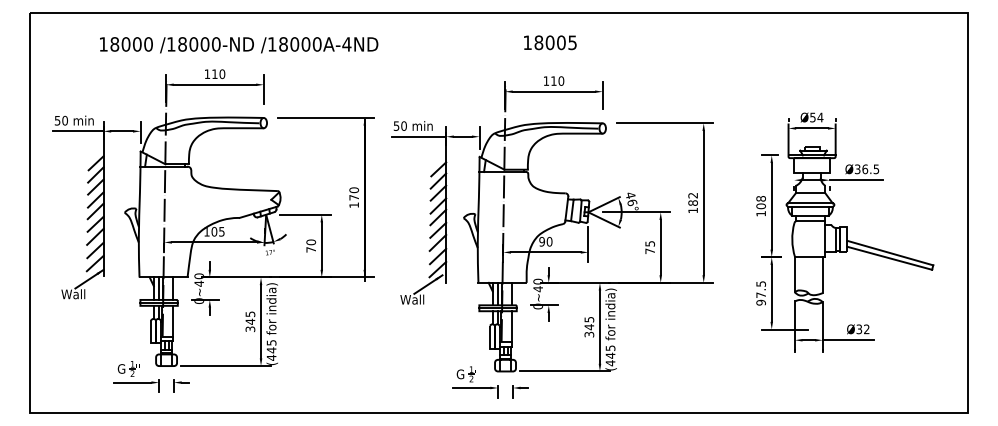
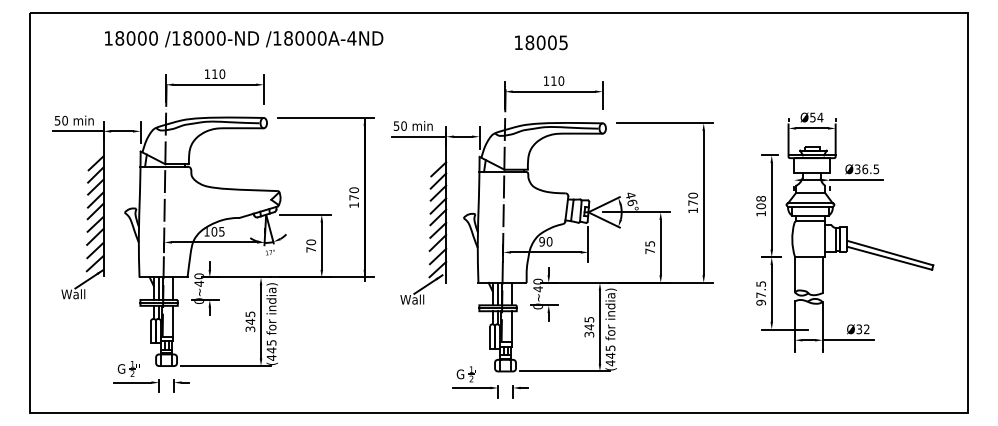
text position: (550, 42) -> (541, 42) (541, 42)
text position: (239, 45) -> (244, 39) (244, 39)
text: 182 -> 170 (692, 198)
